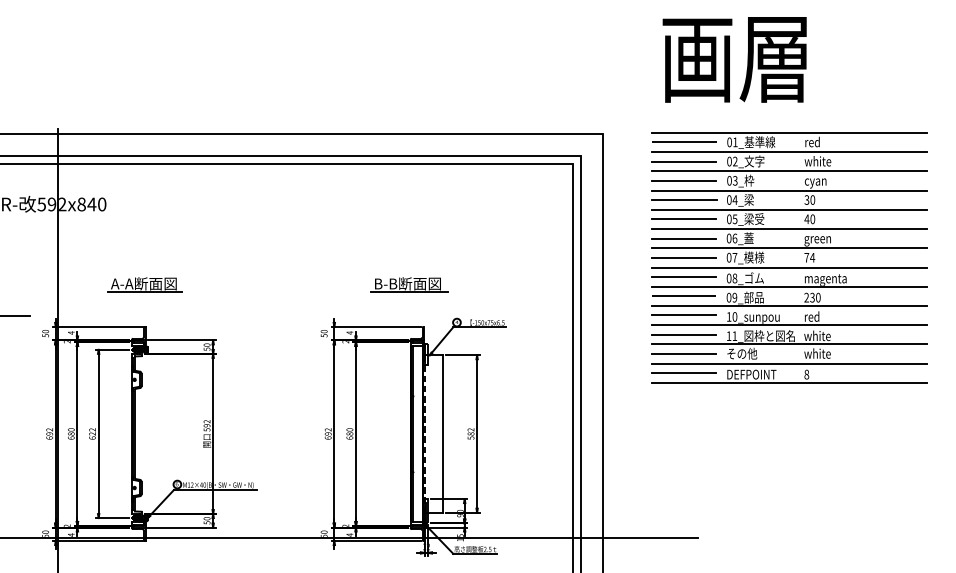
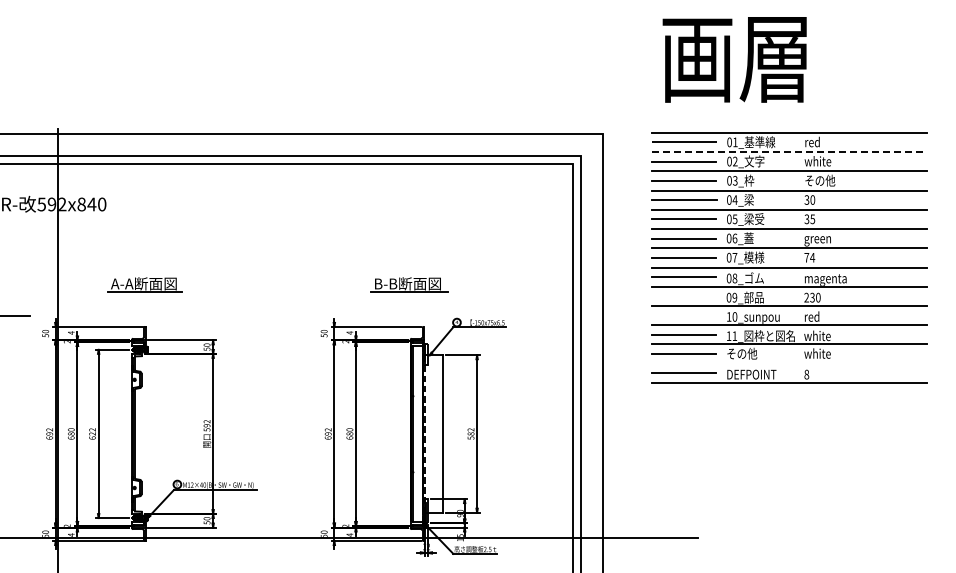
line: solid -> dashed (789, 152)
text: cyan -> その他 (819, 181)
text: 40 -> 35 (809, 219)
line: present -> none (683, 295)
line: present -> none (683, 315)
line: present -> none (788, 363)
